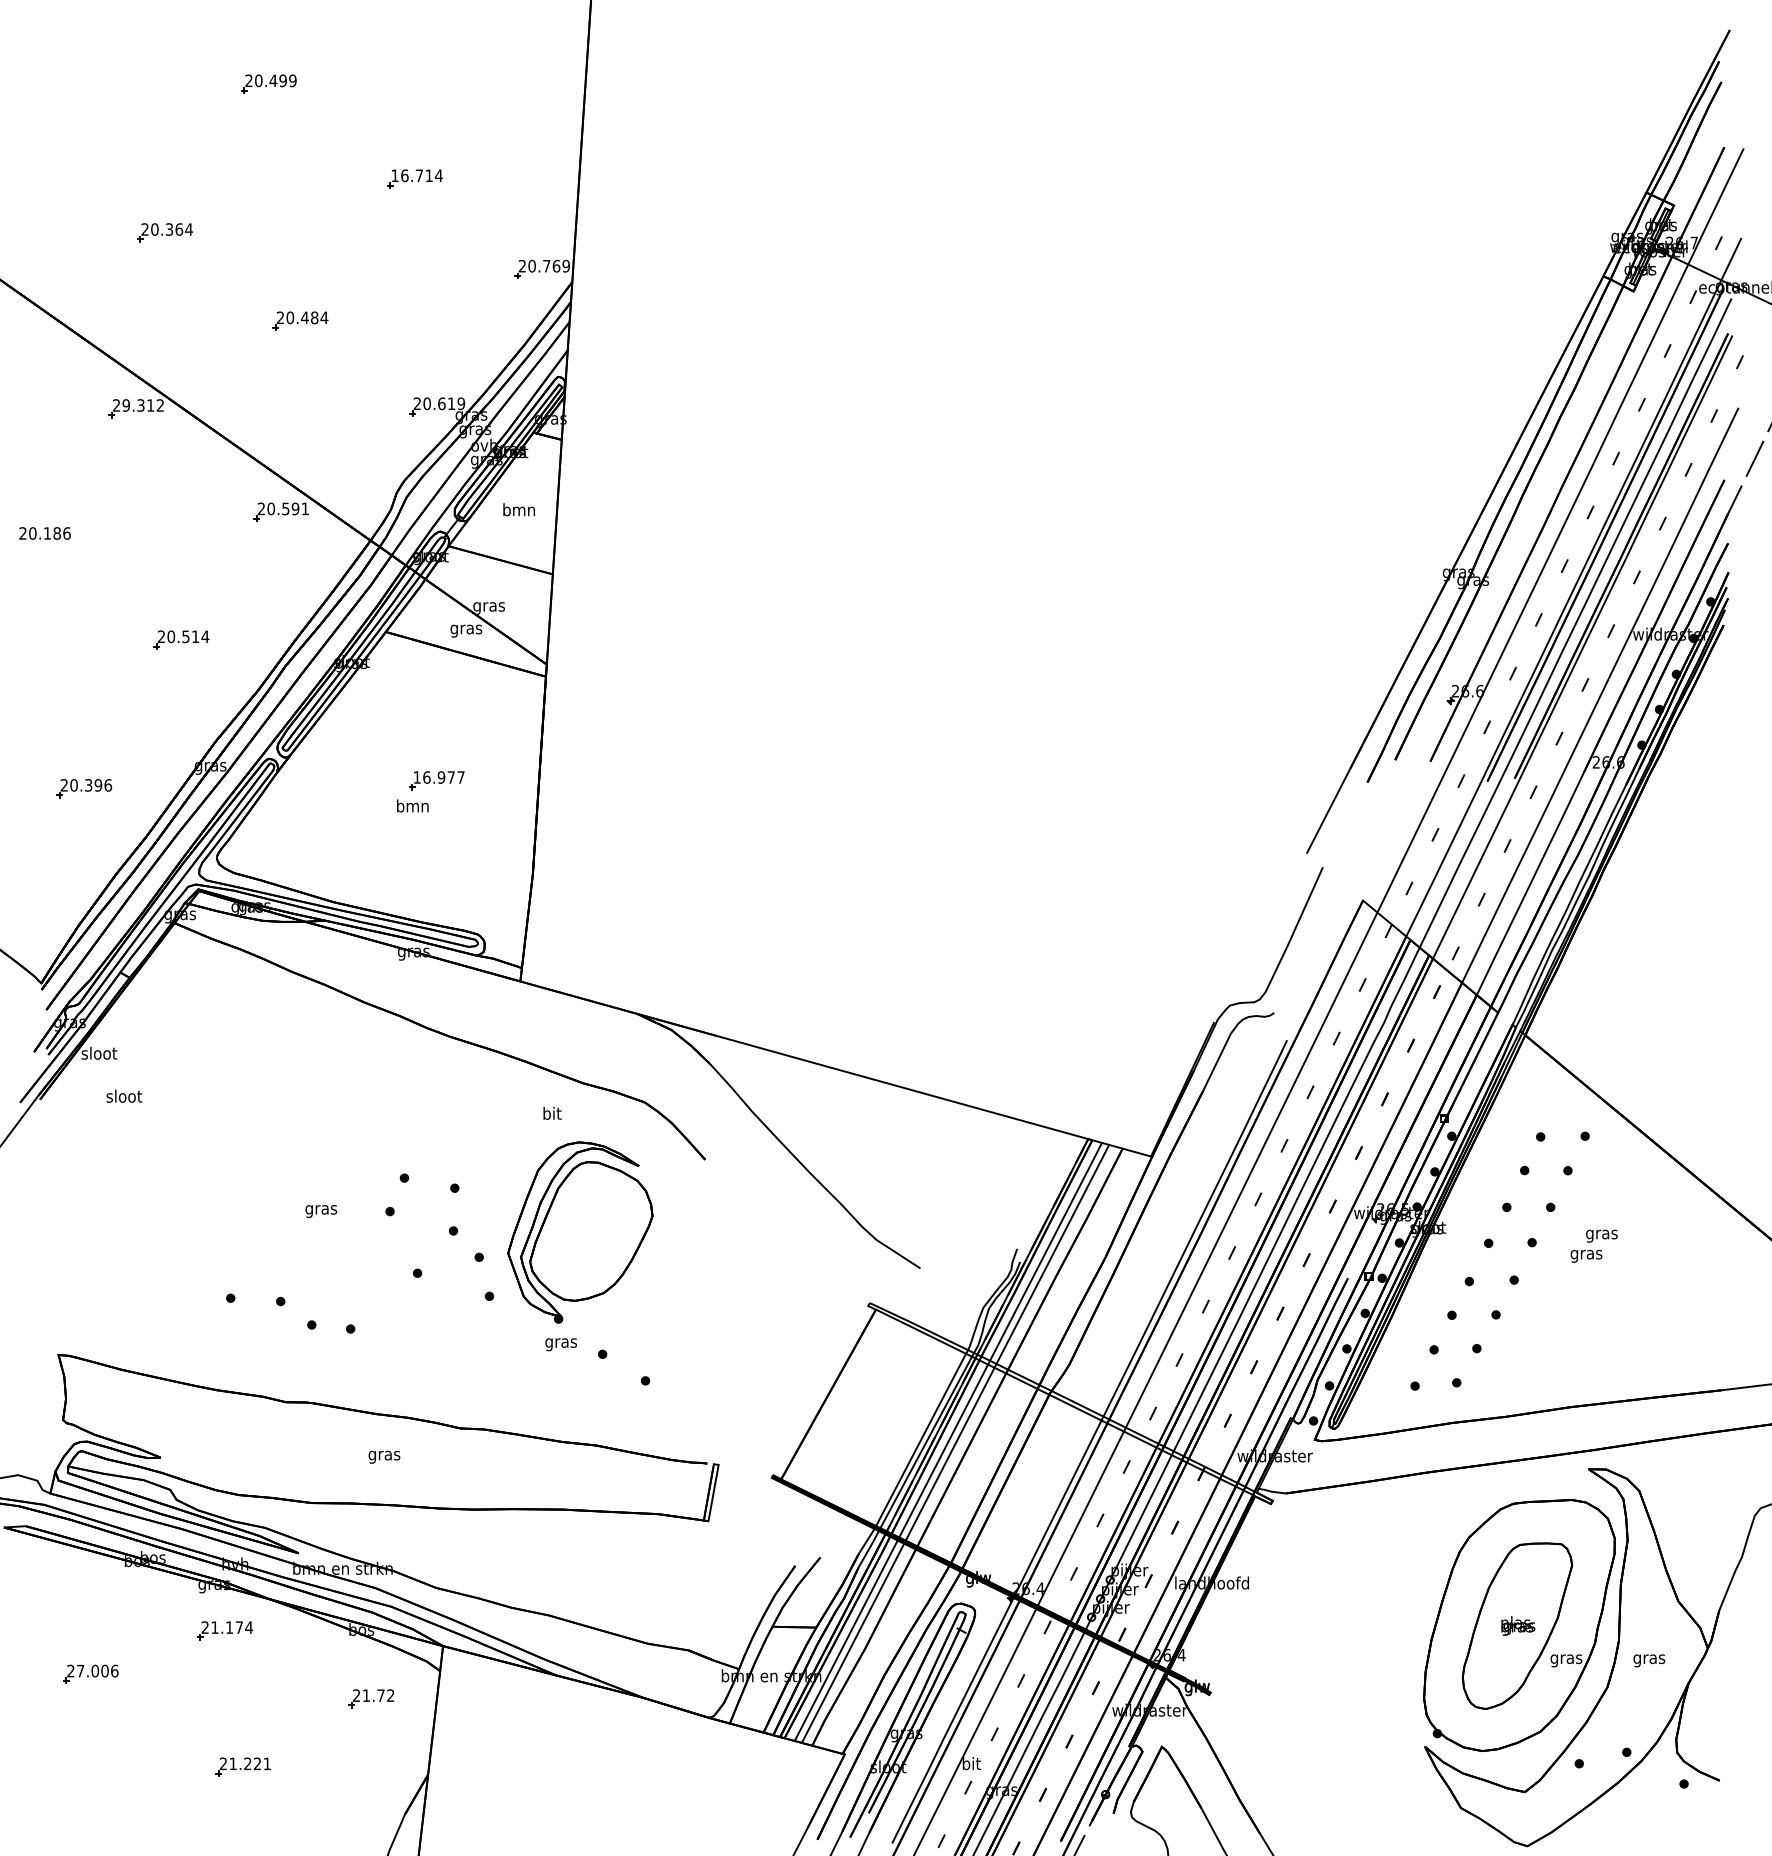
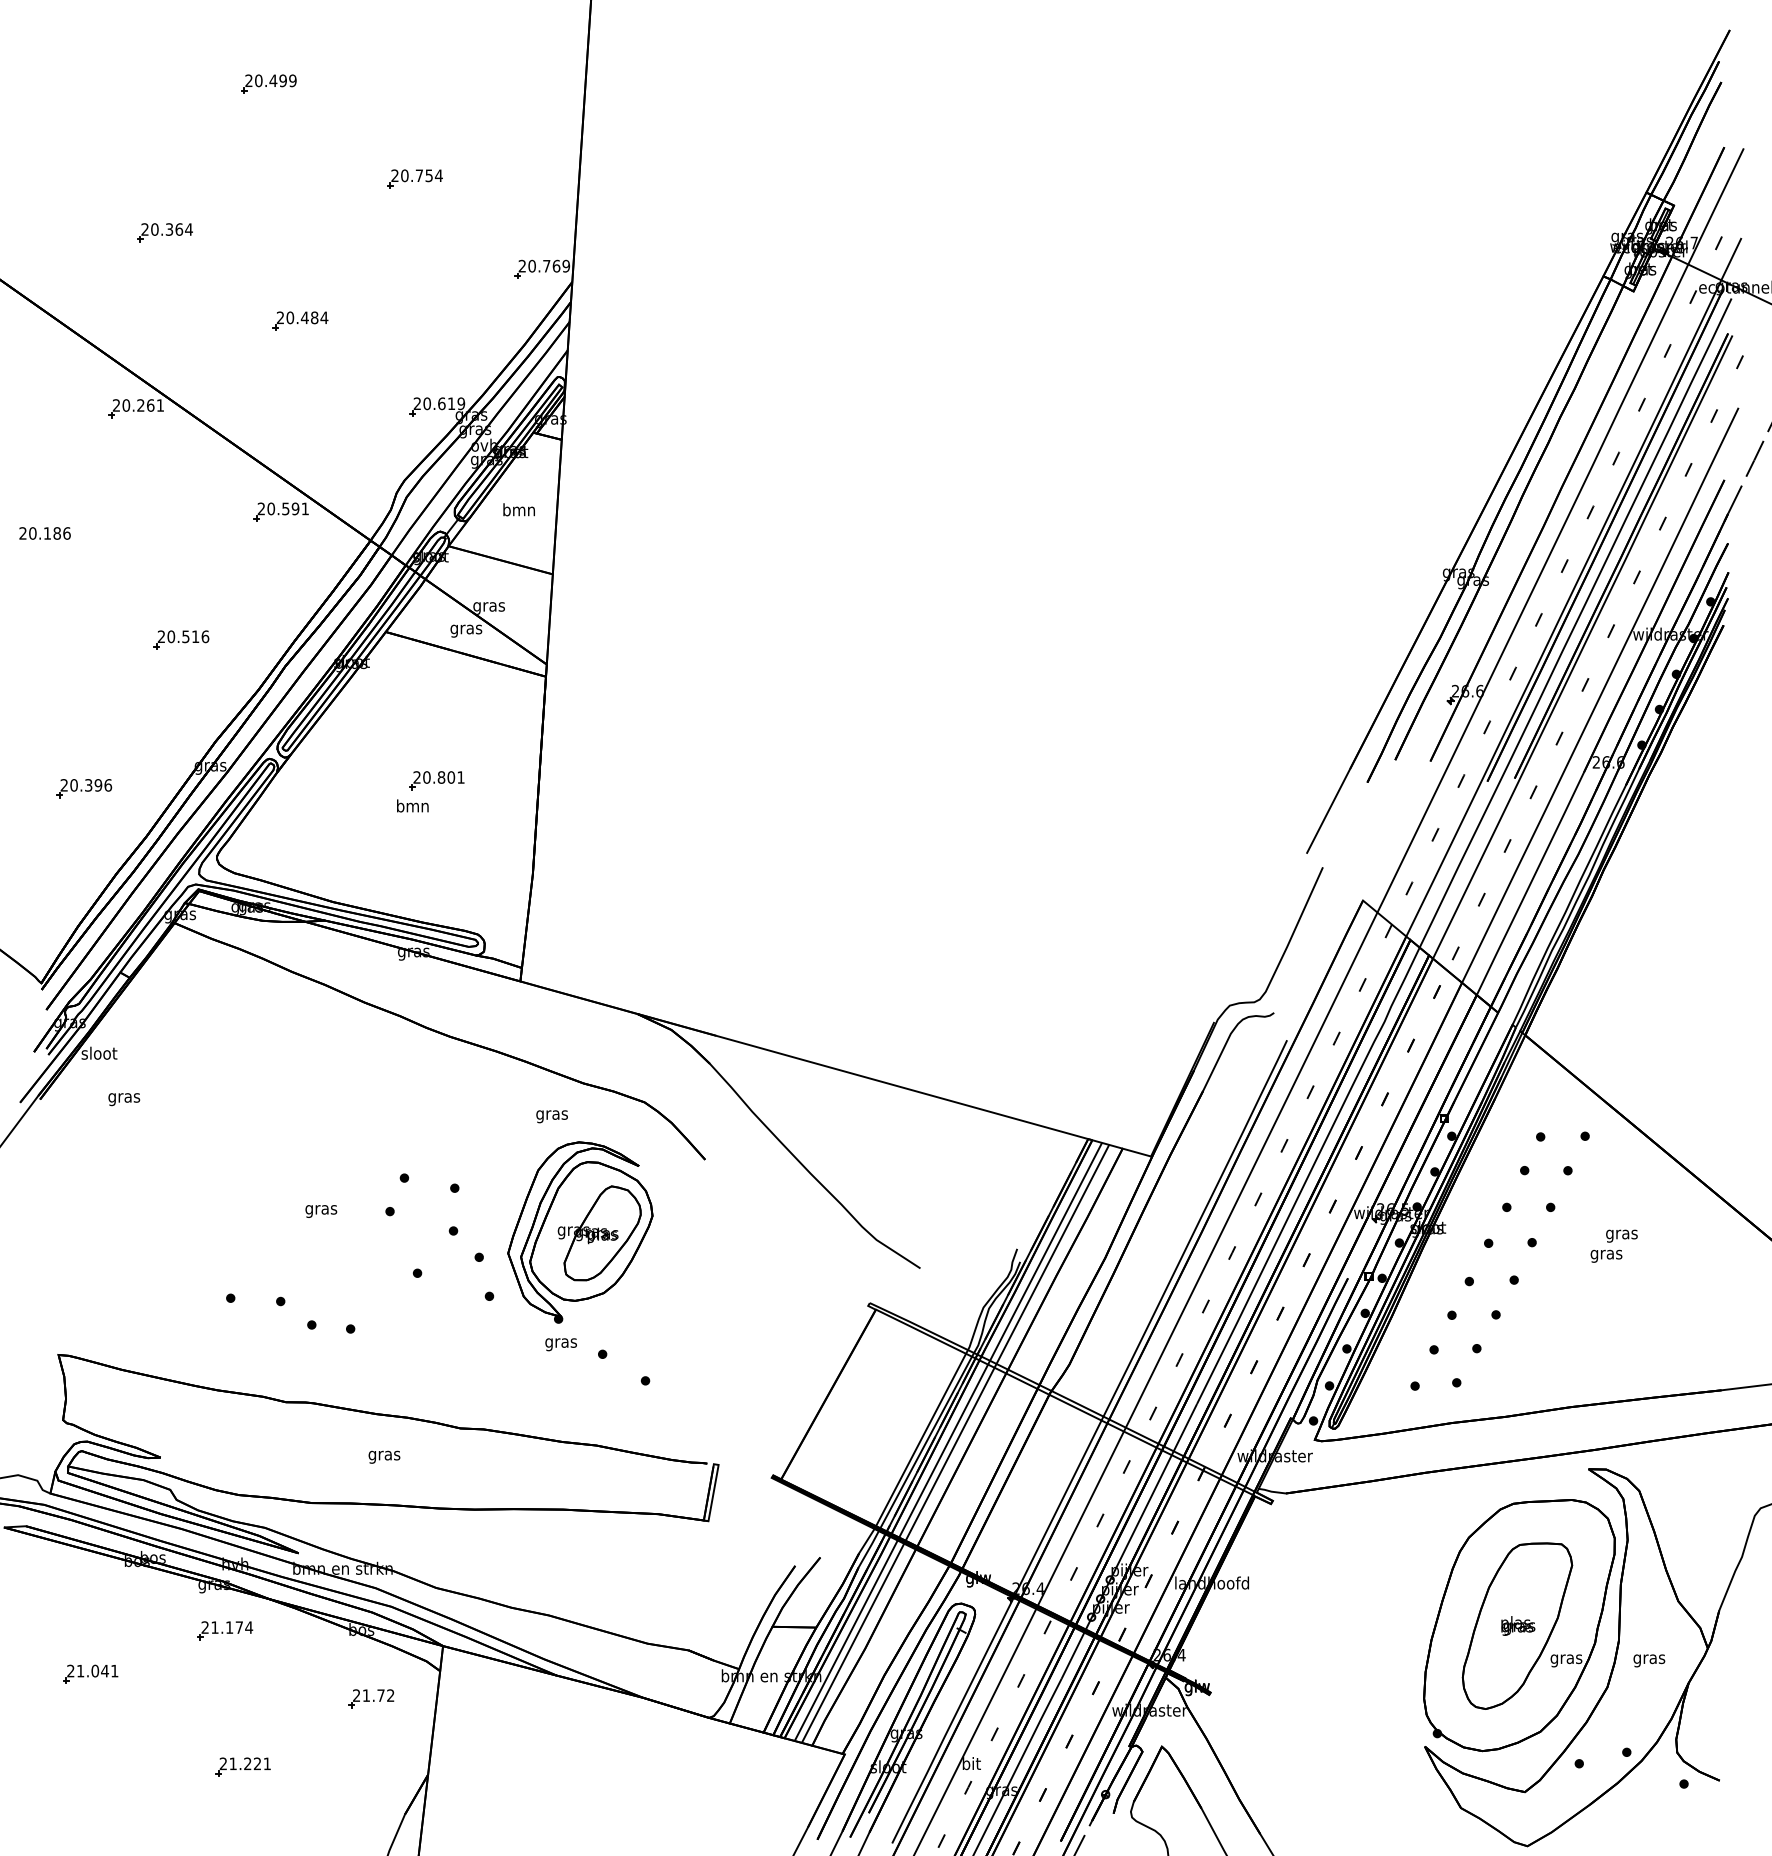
text: 16.714 -> 20.754 (411, 175)
text: 29.312 -> 20.261 (142, 405)
text: 20.514 -> 20.516 (205, 636)
text: 16.977 -> 20.801 (438, 777)
text: sloot -> gras (124, 1097)
text: bit -> gras (551, 1114)
part: none -> present (599, 1233)
text position: (1593, 1245) -> (1613, 1245) (1613, 1245)
text: 27.006 -> 21.041 (97, 1670)
